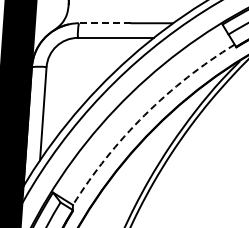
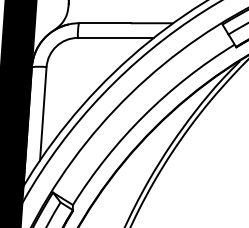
line: dashed -> solid (104, 23)
arc: dashed -> solid (144, 115)
